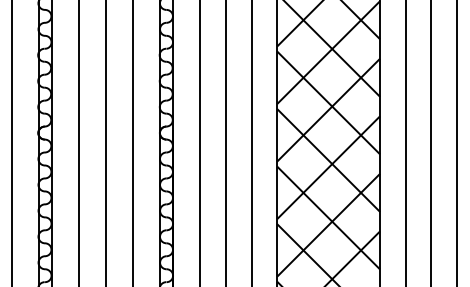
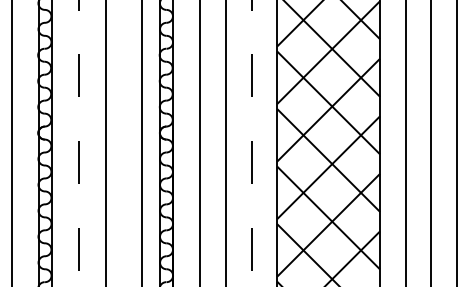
line: solid -> dashed (79, 142)
line position: (133, 142) -> (142, 142) (142, 142)
line: solid -> dashed (251, 142)
